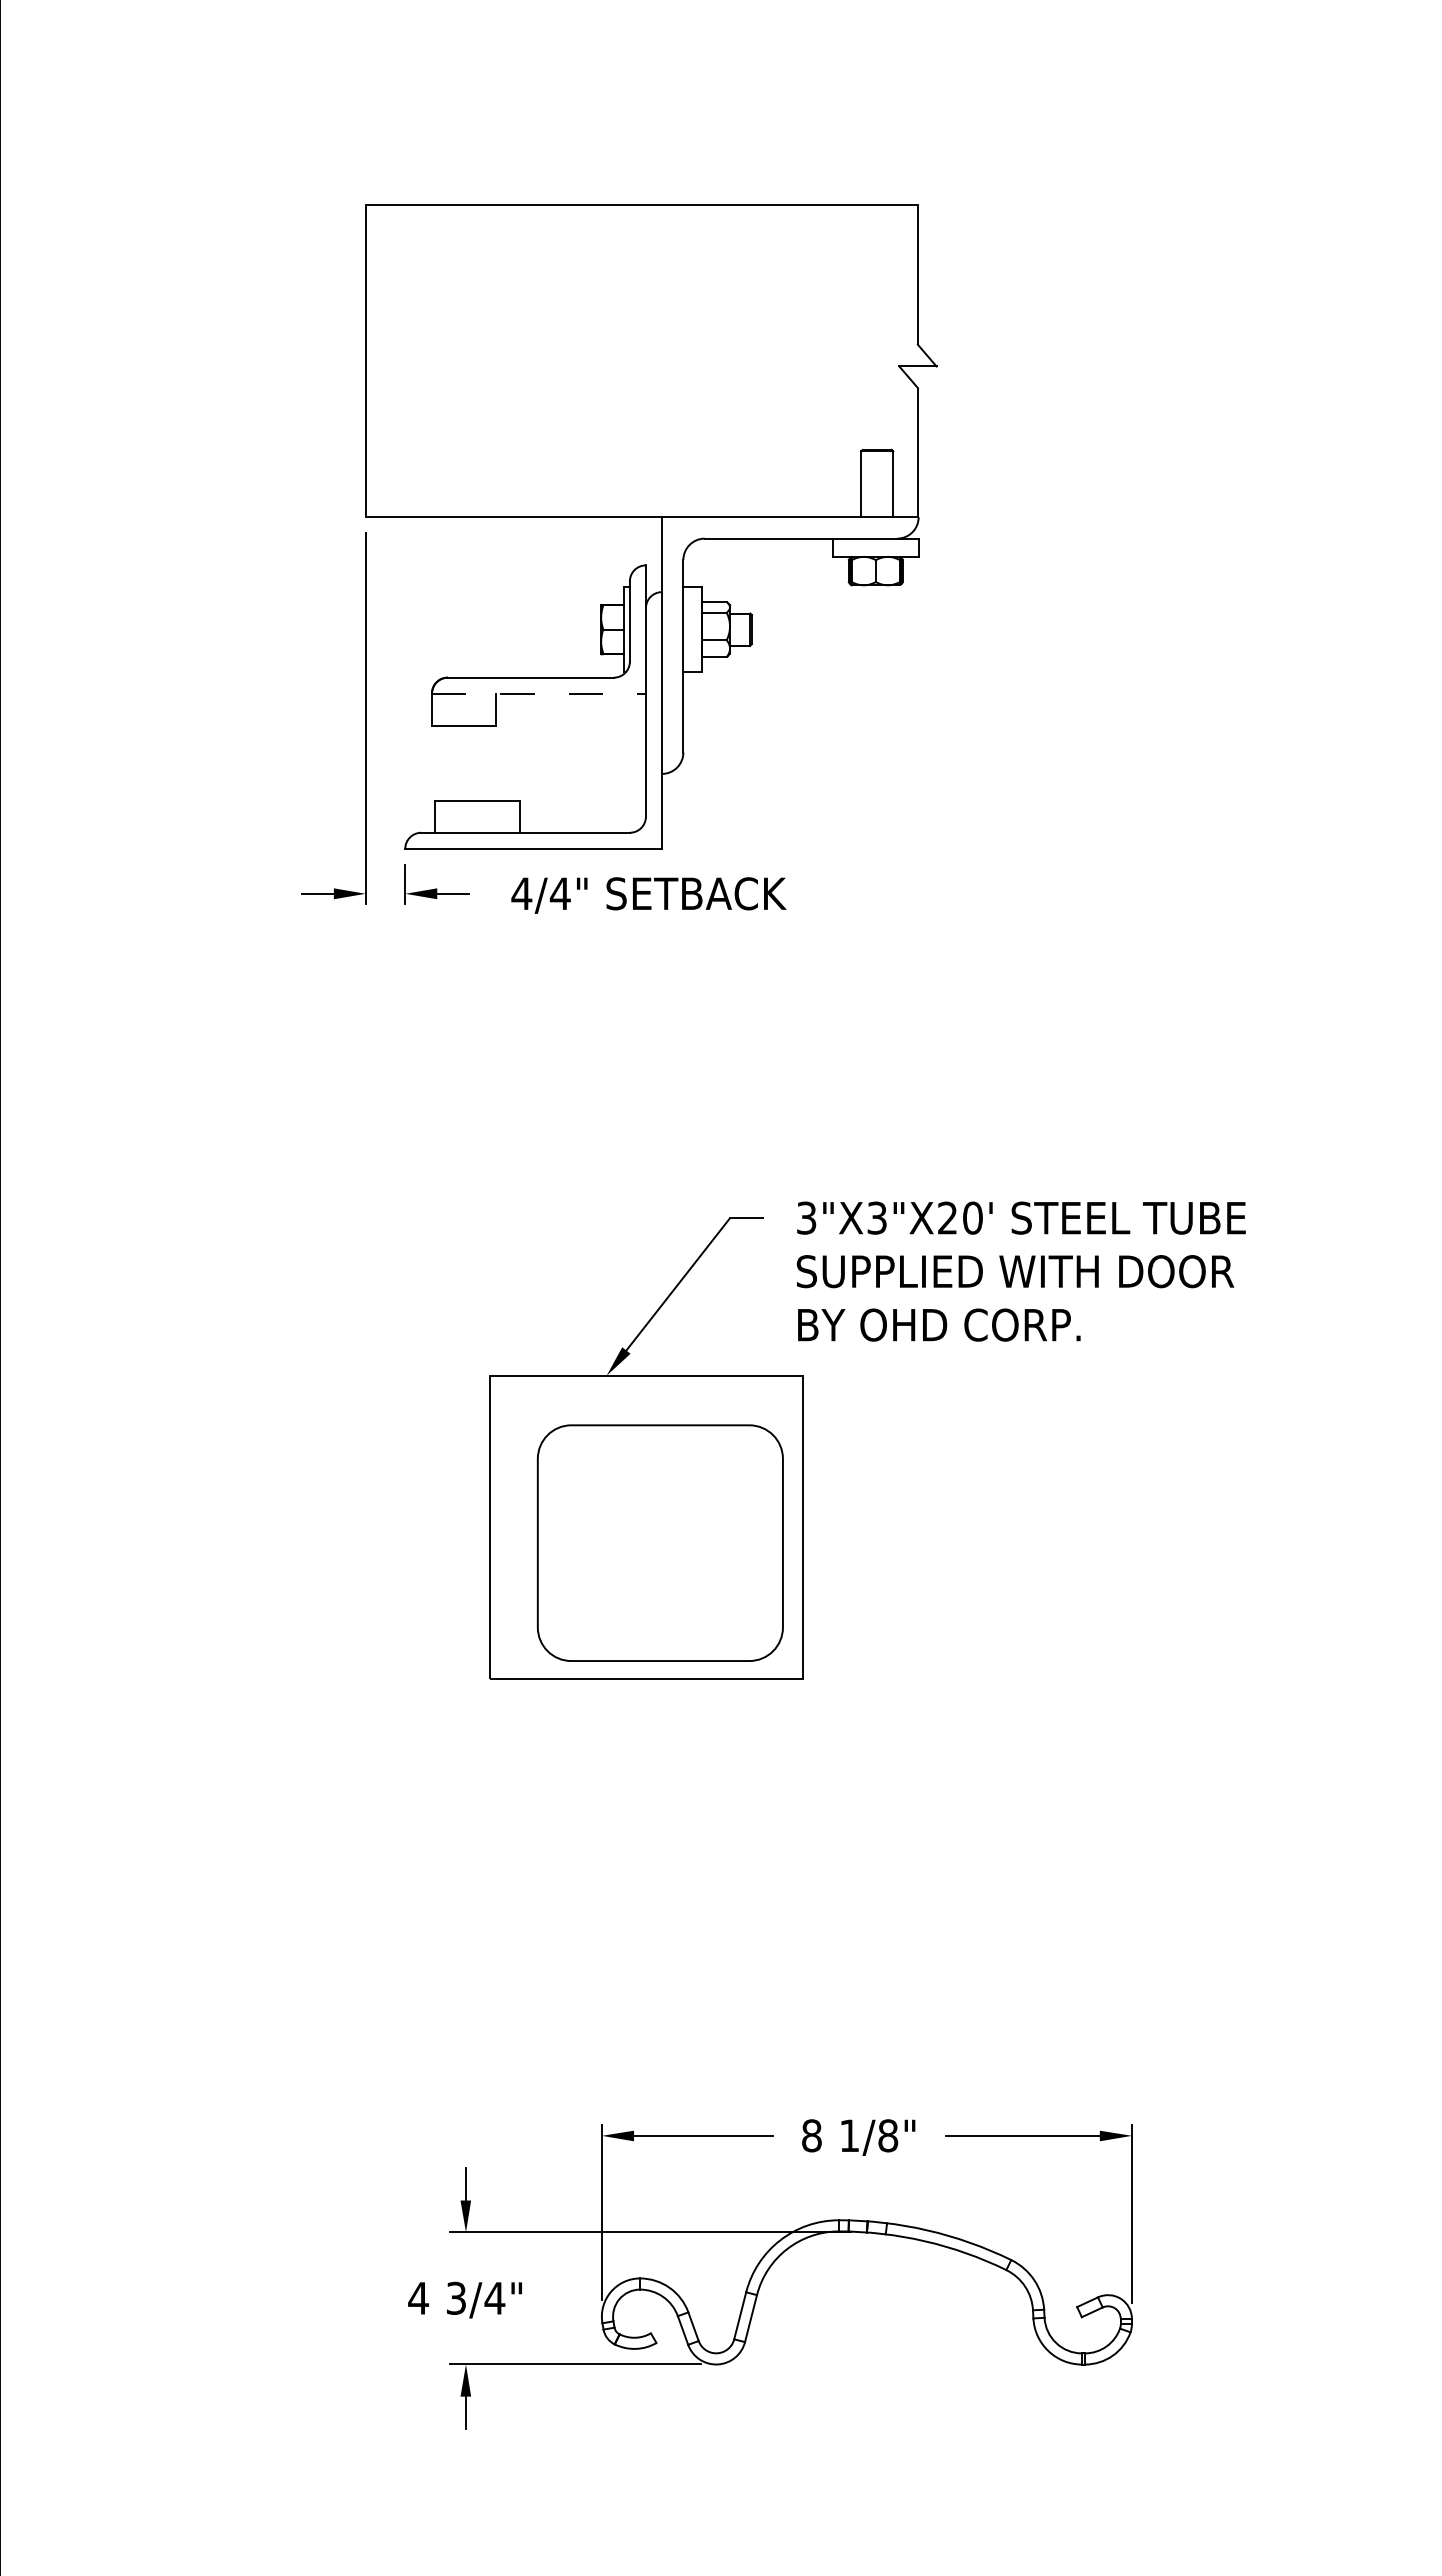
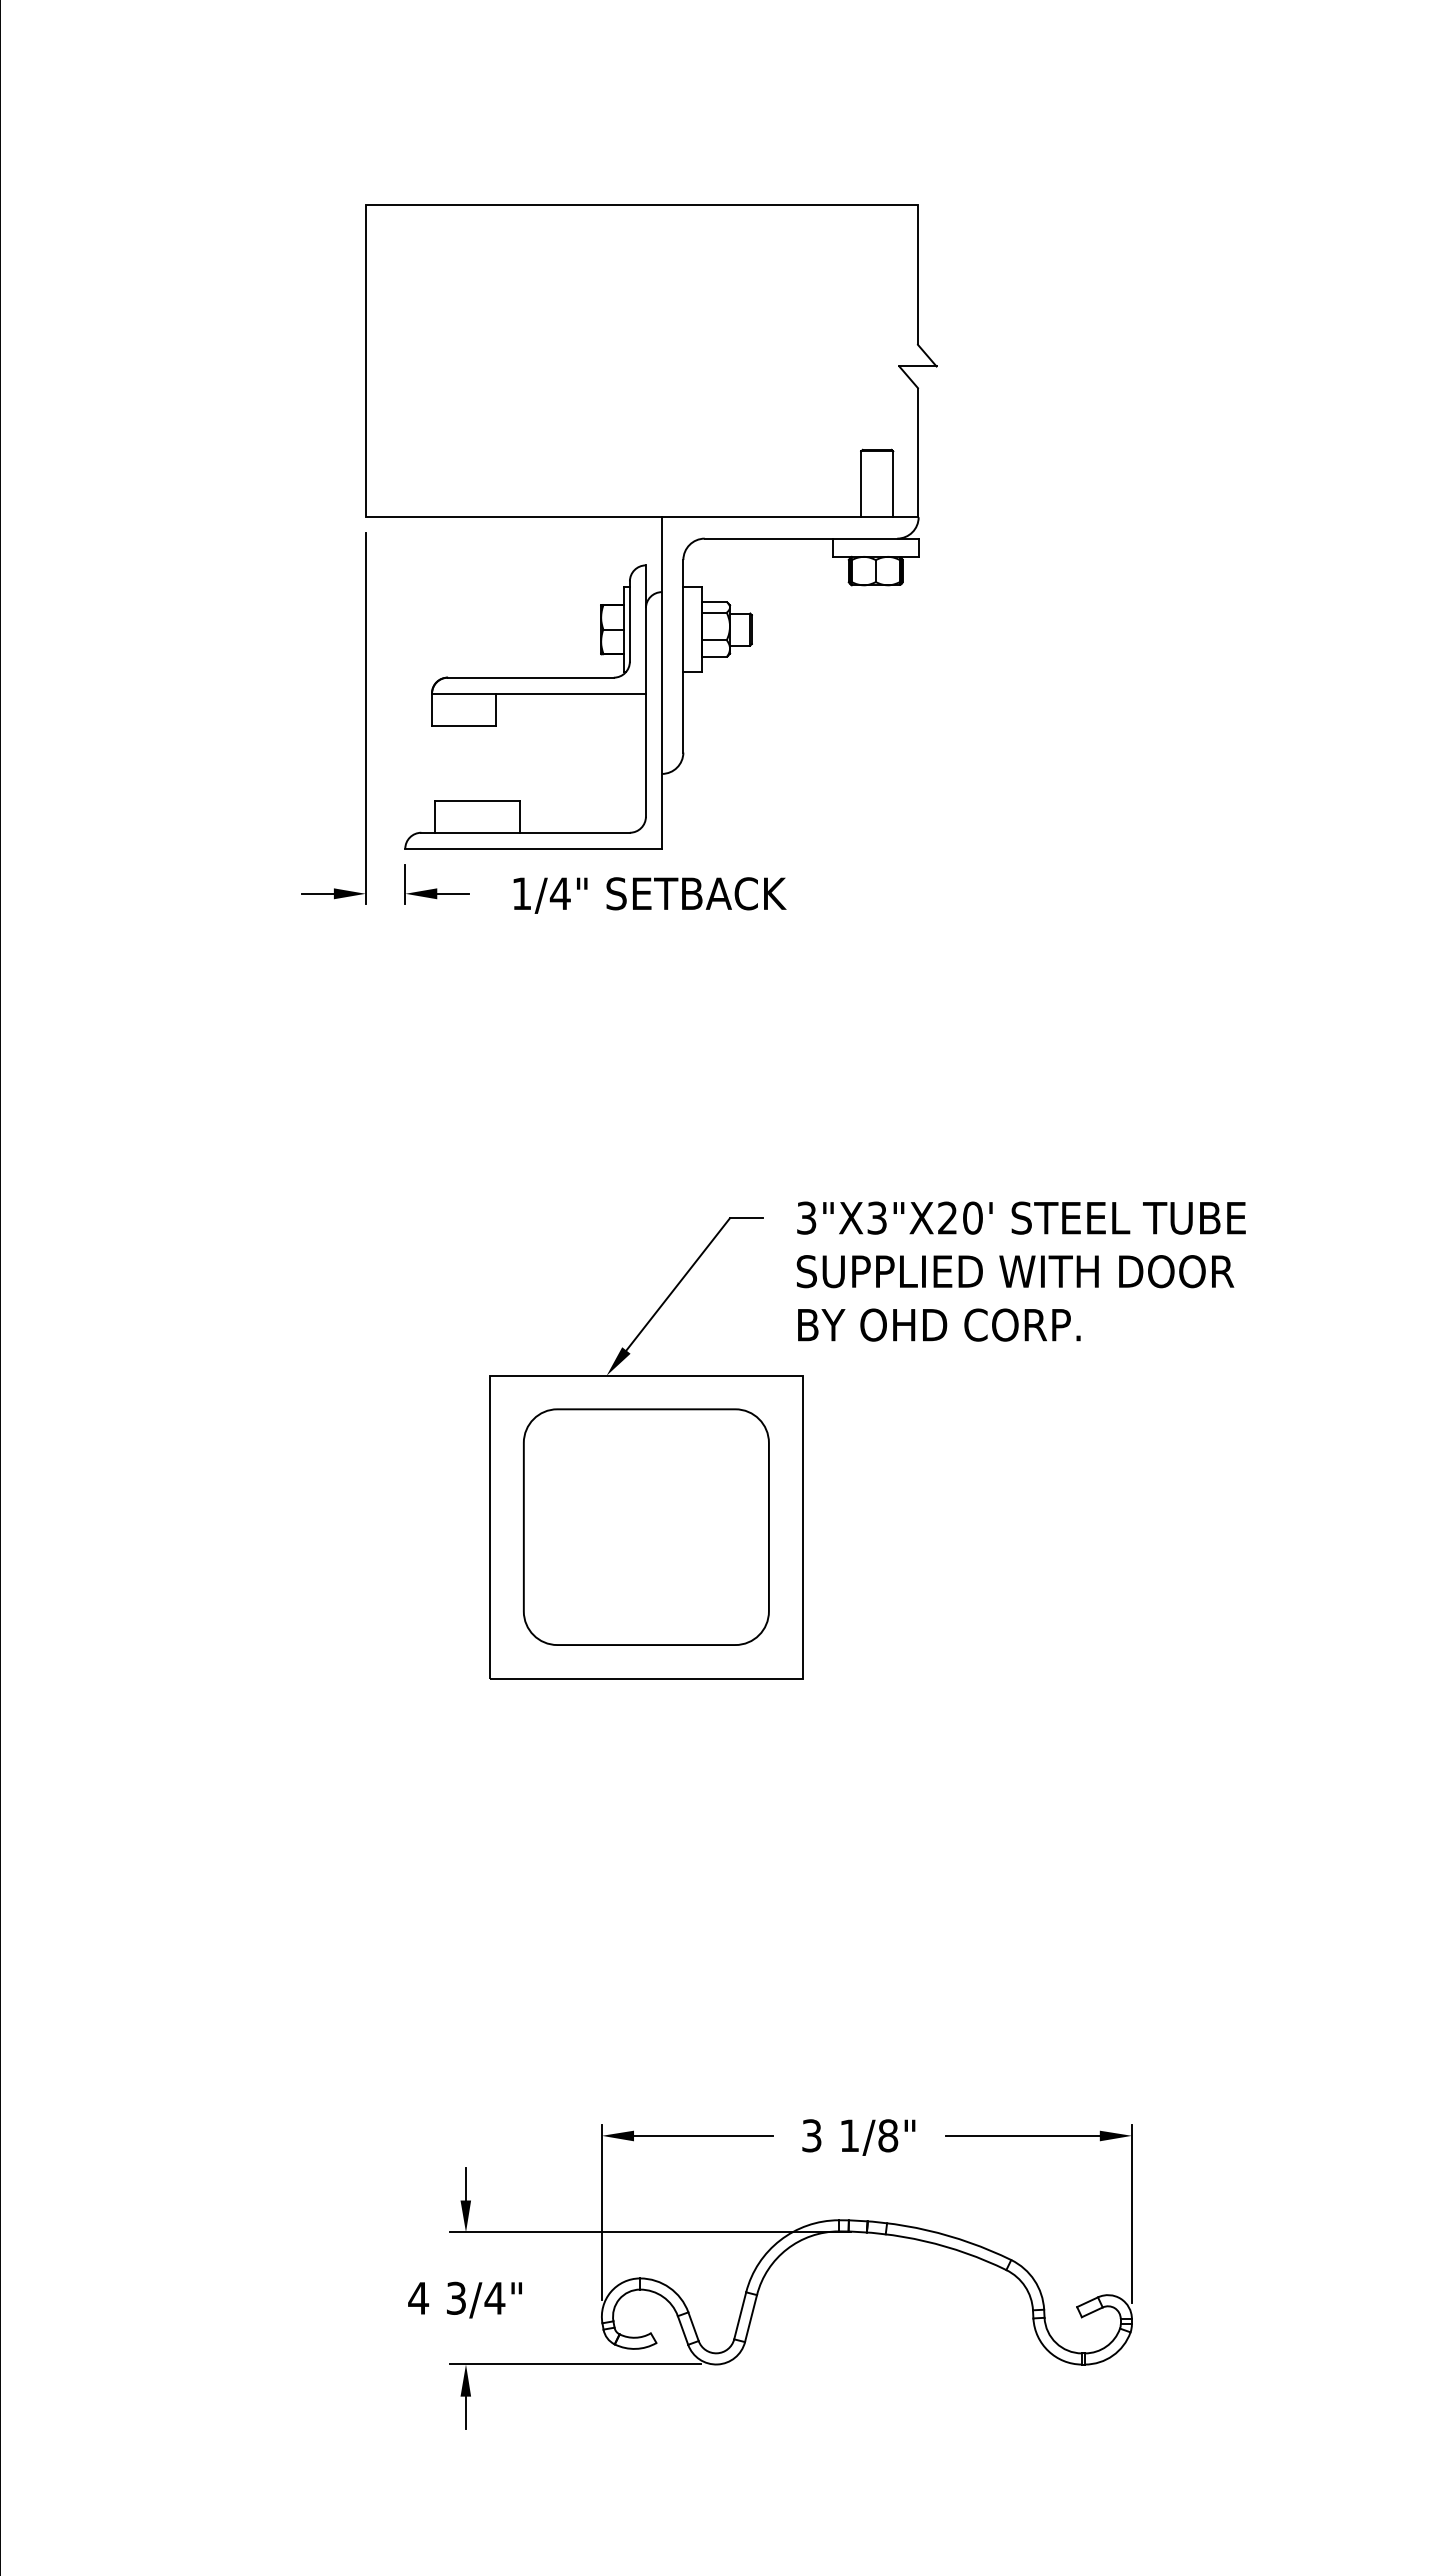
line: dashed -> solid (538, 693)
text: 4/4" -> 1/4" (521, 893)
part position: (660, 1542) -> (646, 1526) (646, 1526)
text: 8 -> 3 (811, 2135)
